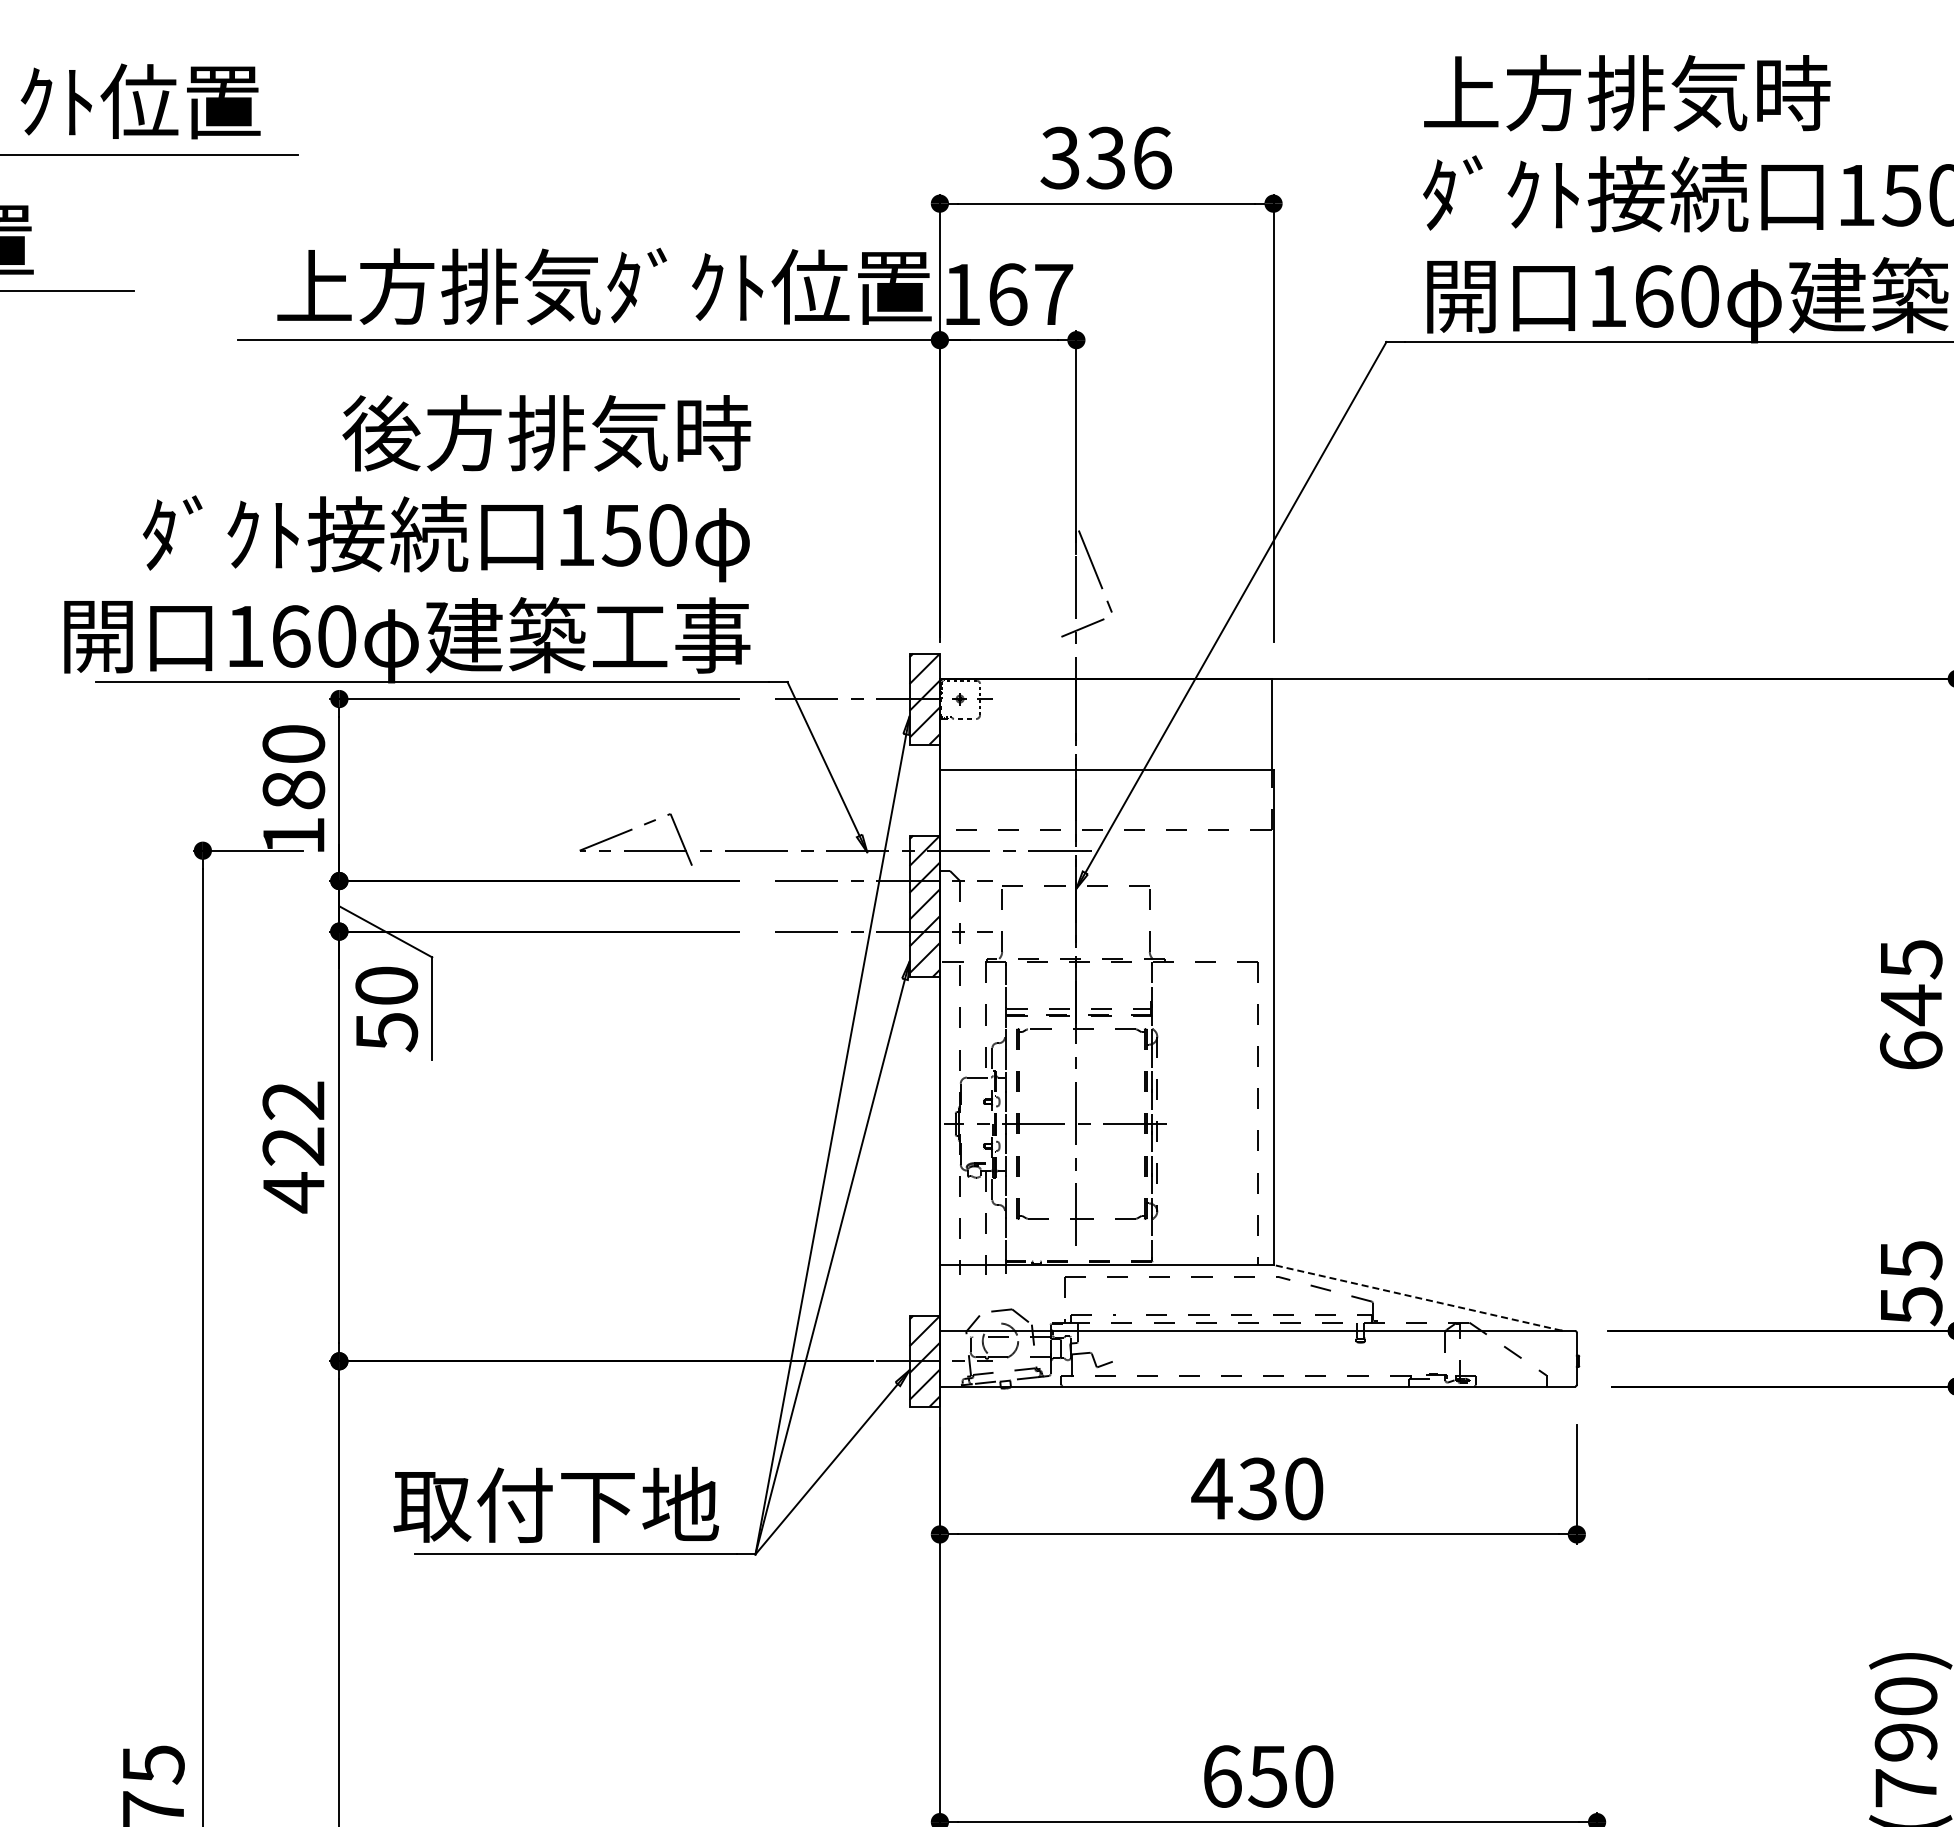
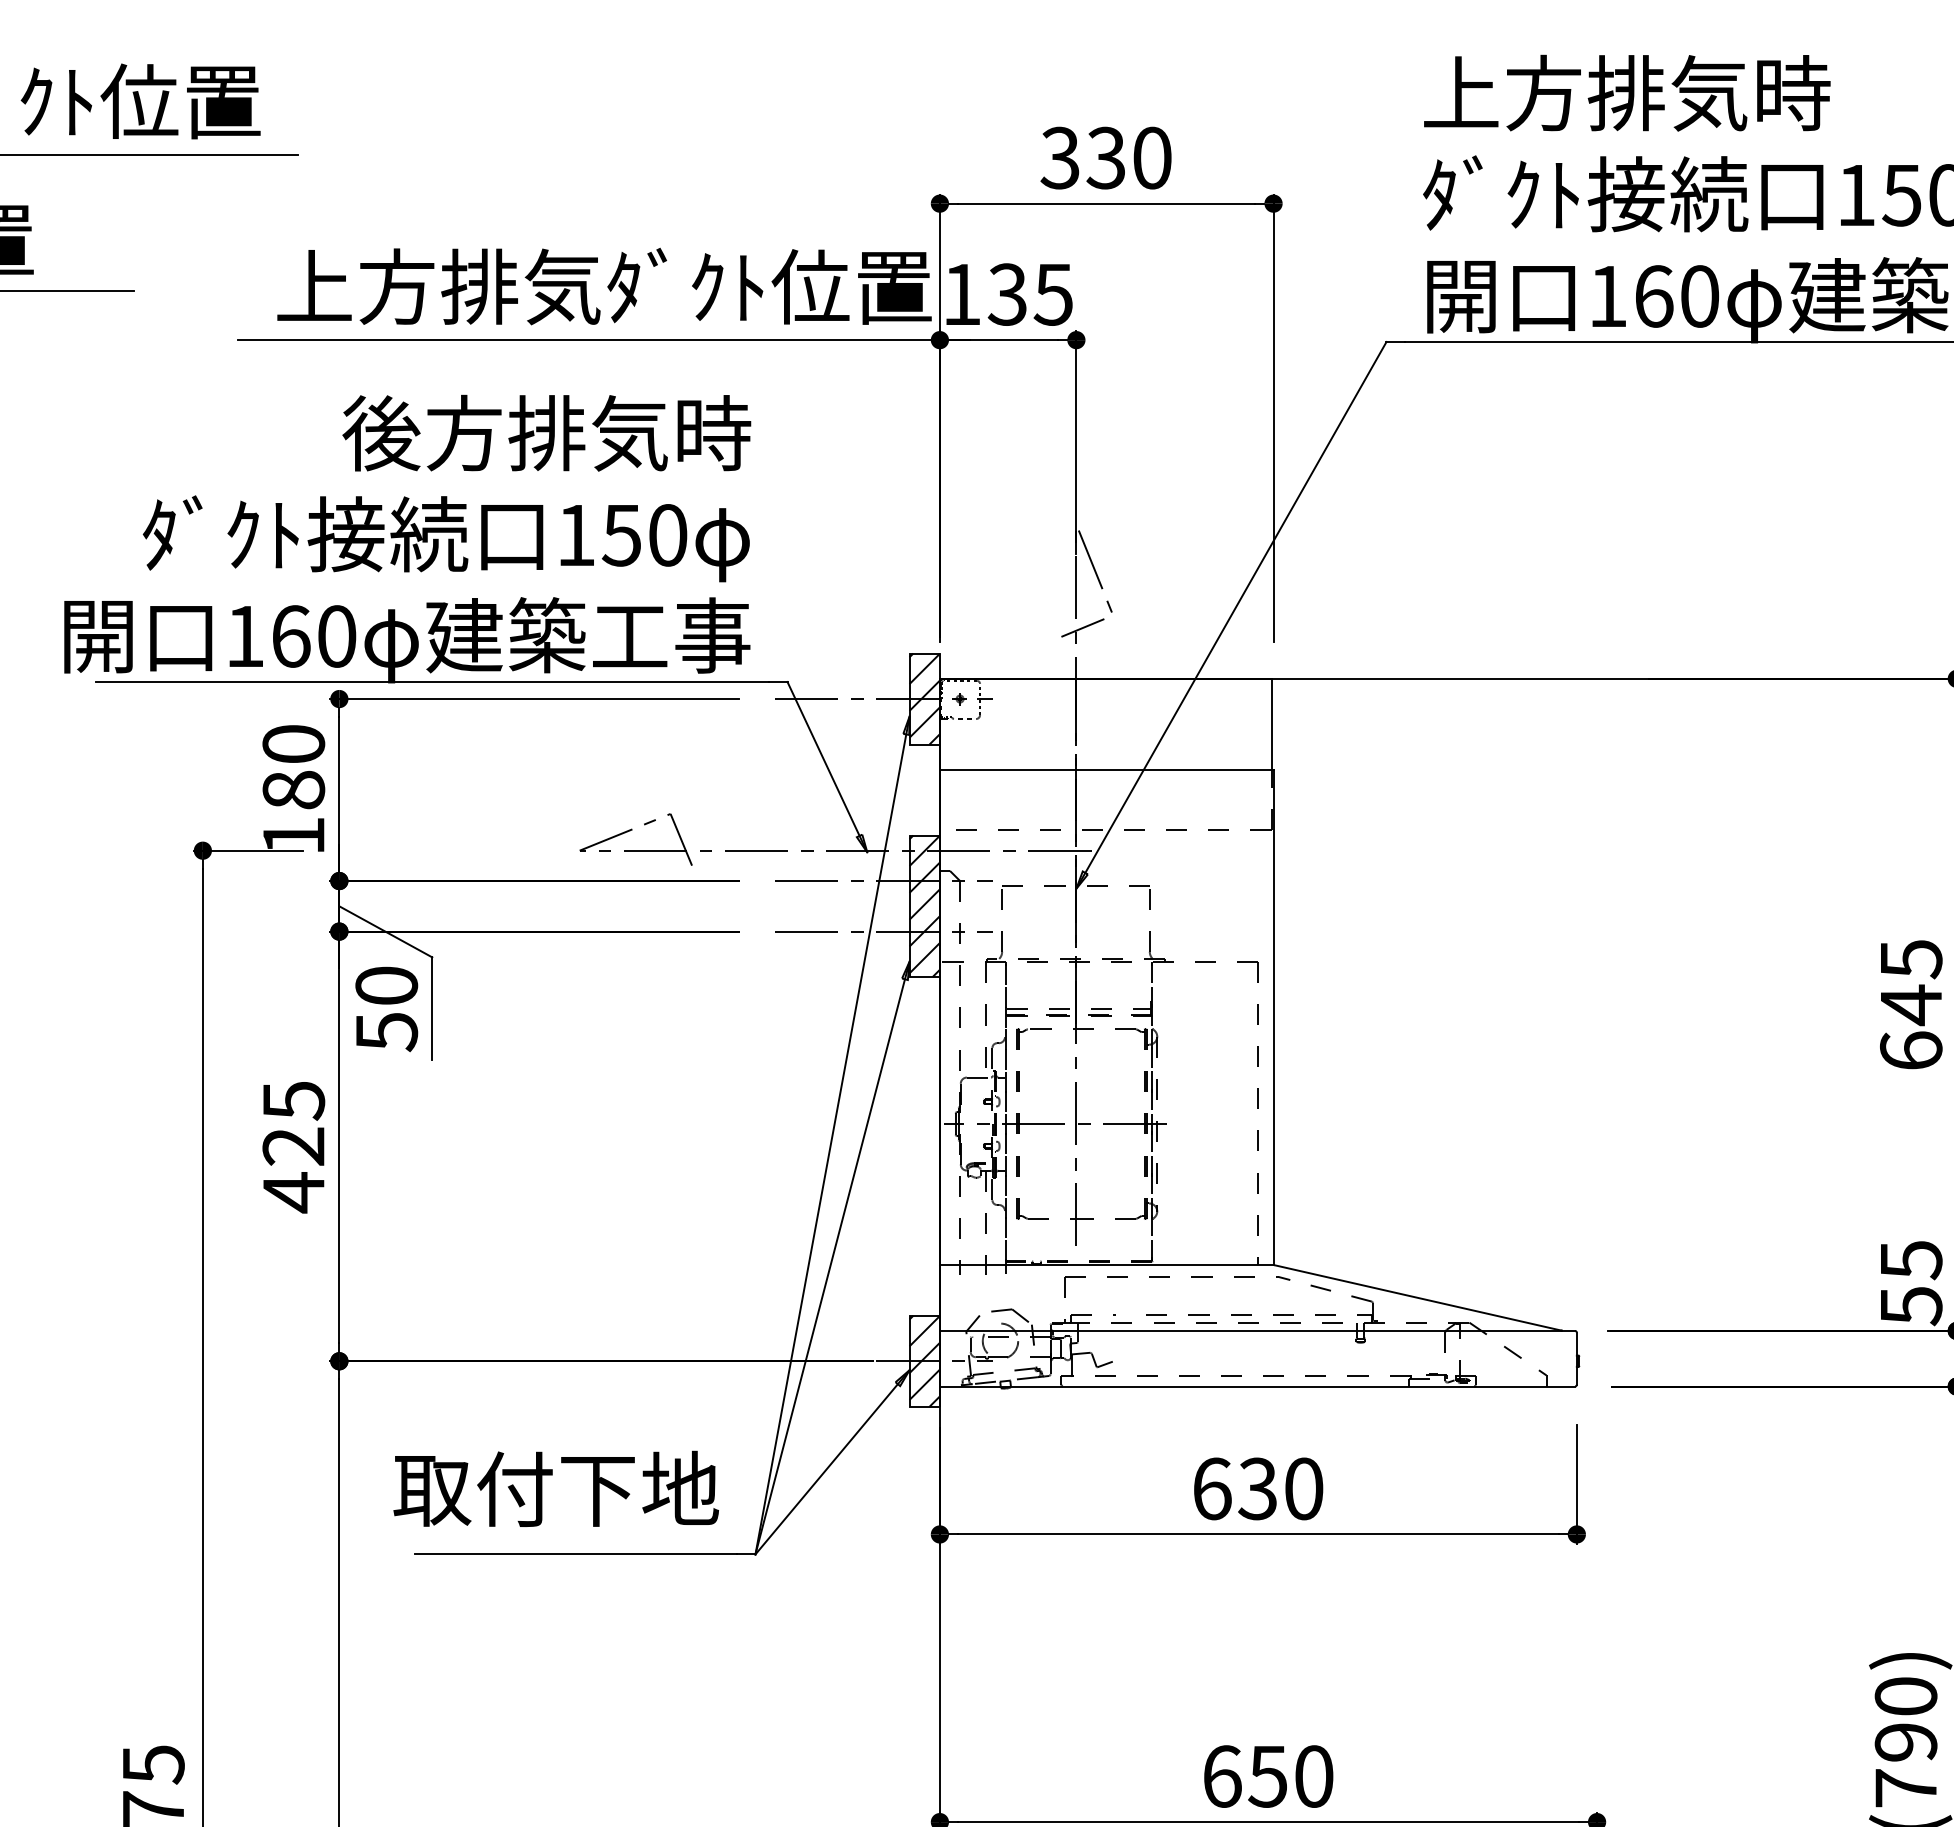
text: 336 -> 330 (1152, 157)
text: 167 -> 135 (1030, 294)
text: 422 -> 425 (293, 1100)
line: dashed -> solid (1417, 1297)
text: 430 -> 630 (1211, 1488)
text position: (555, 1504) -> (555, 1488) (555, 1488)
